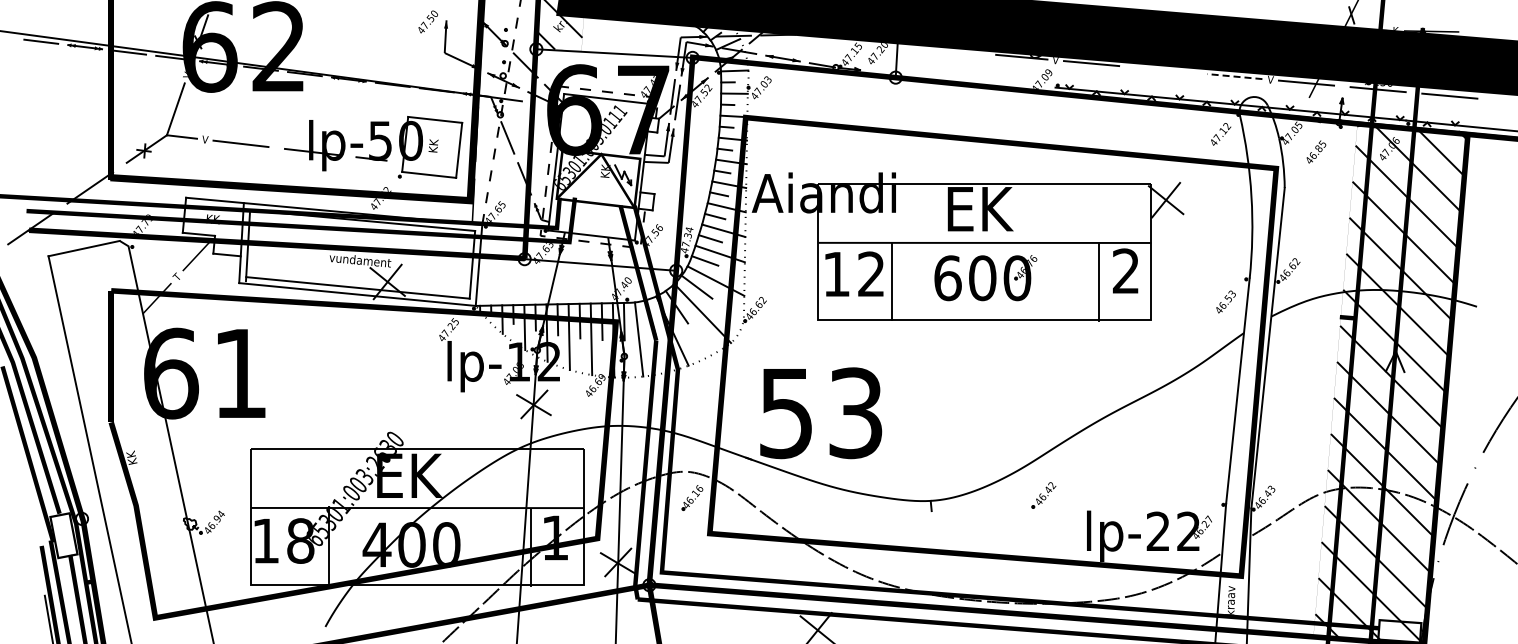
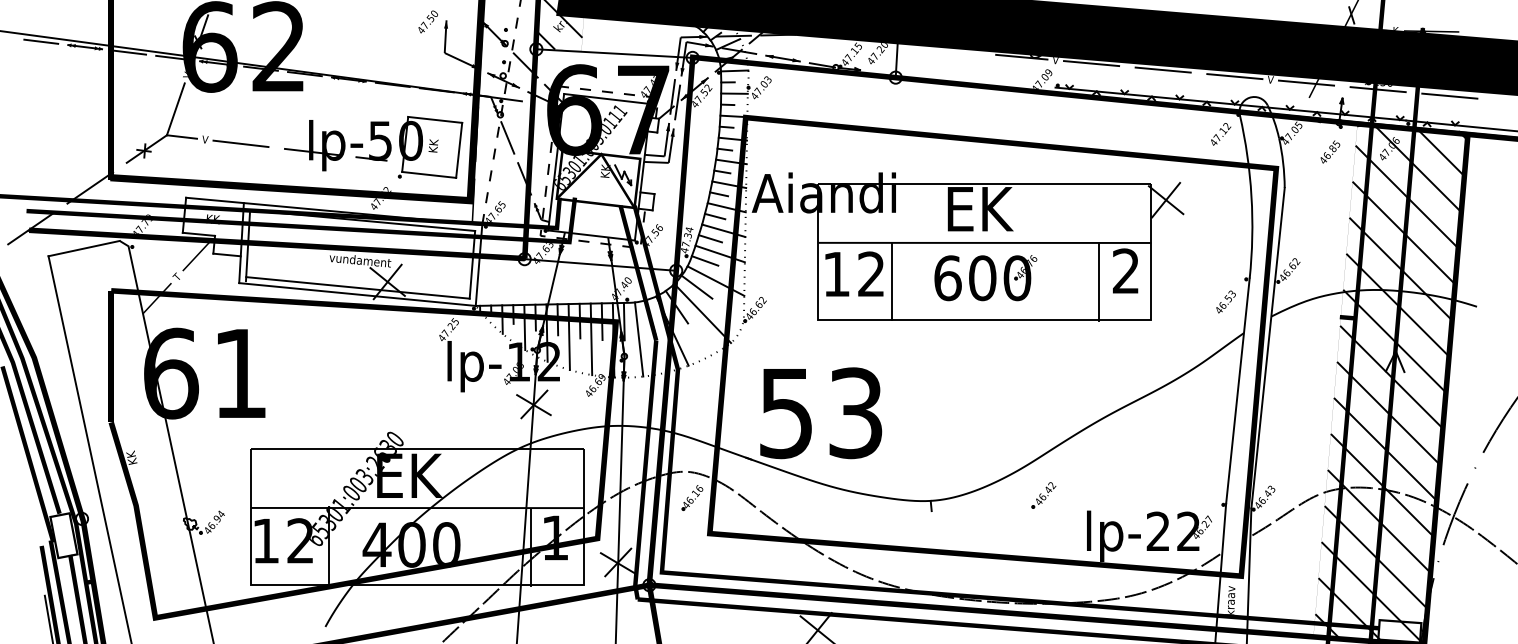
line: none -> present (1162, 69)
line: dashed -> solid (1234, 76)
text position: (1316, 151) -> (1330, 151) (1330, 151)
text: 18 -> 12 (300, 540)
